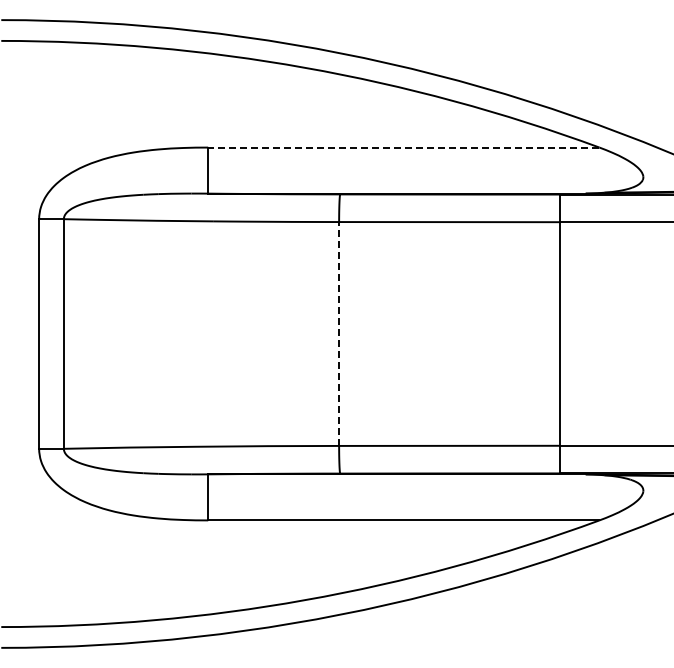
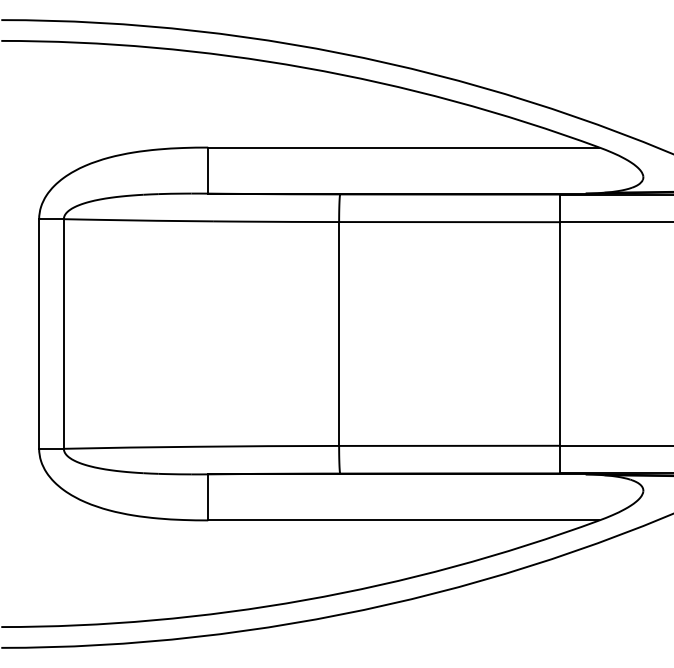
line: dashed -> solid (403, 147)
line: dashed -> solid (339, 333)
